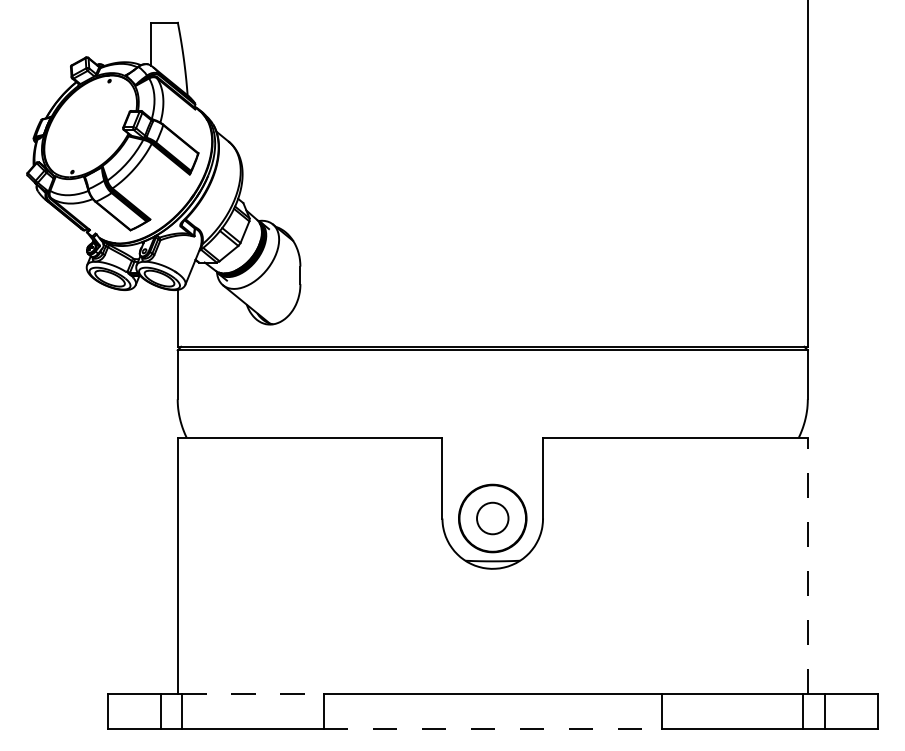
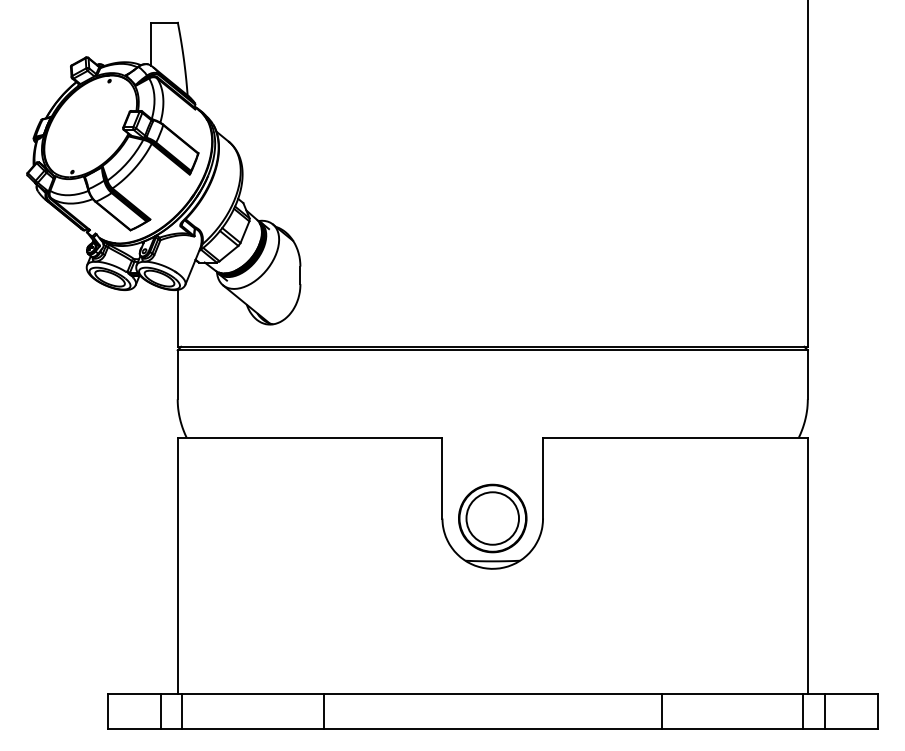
circle diameter: 32 px -> 53 px (492, 518)
line: dashed -> solid (807, 565)
line: dashed -> solid (252, 693)
line: dashed -> solid (493, 728)
